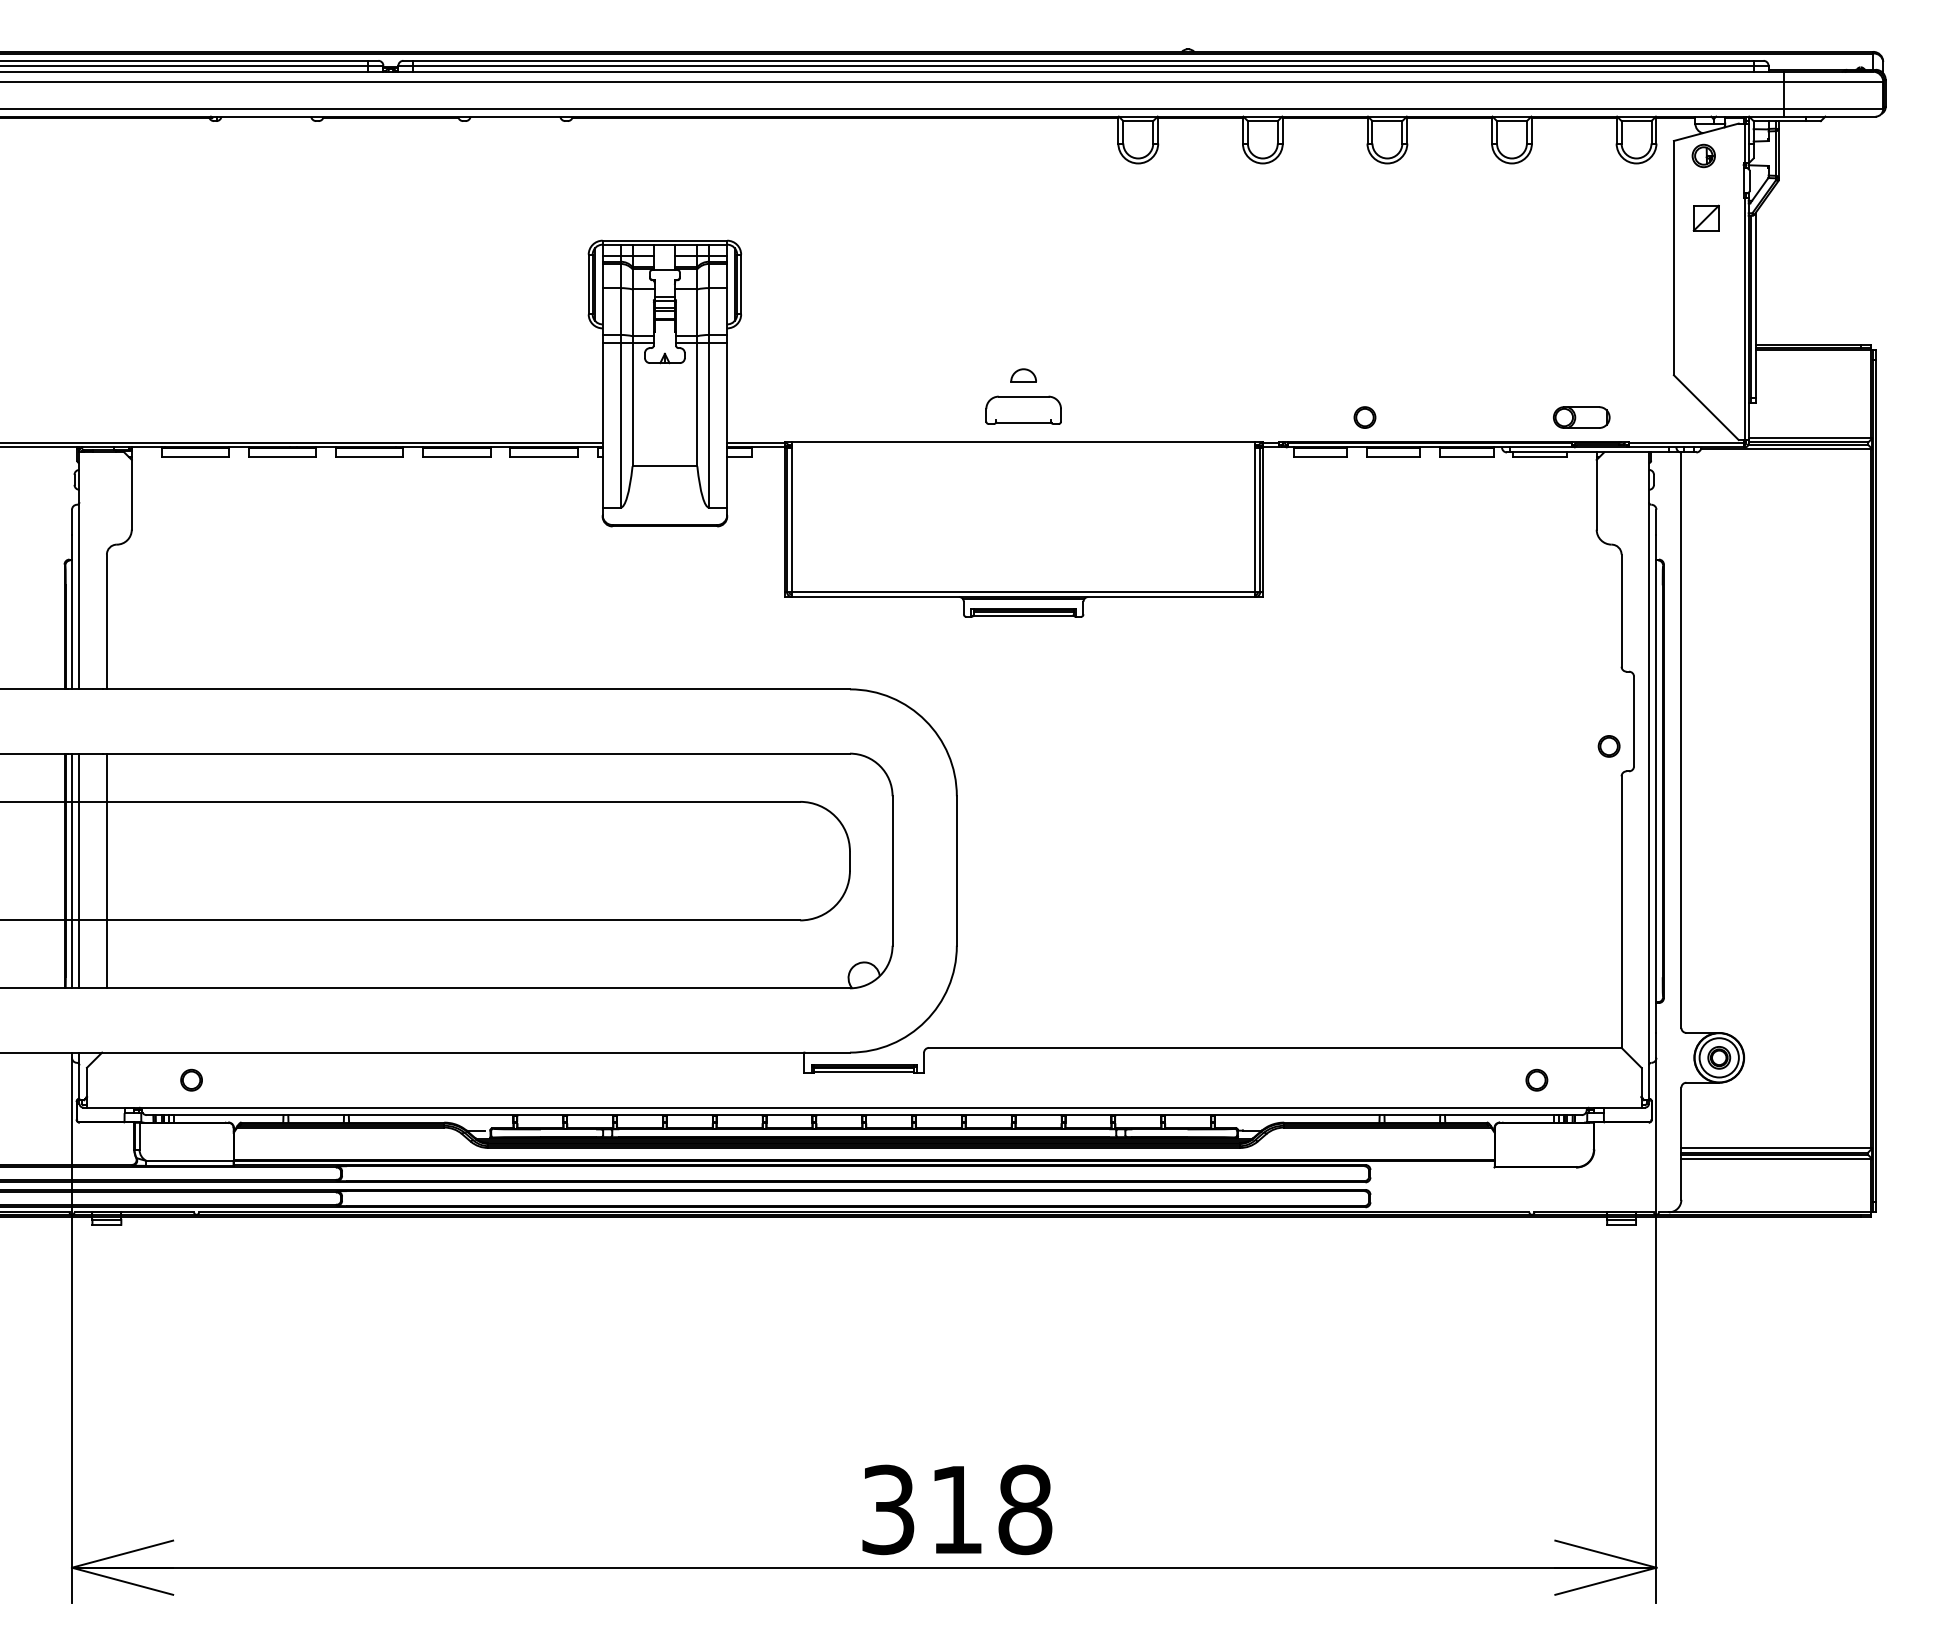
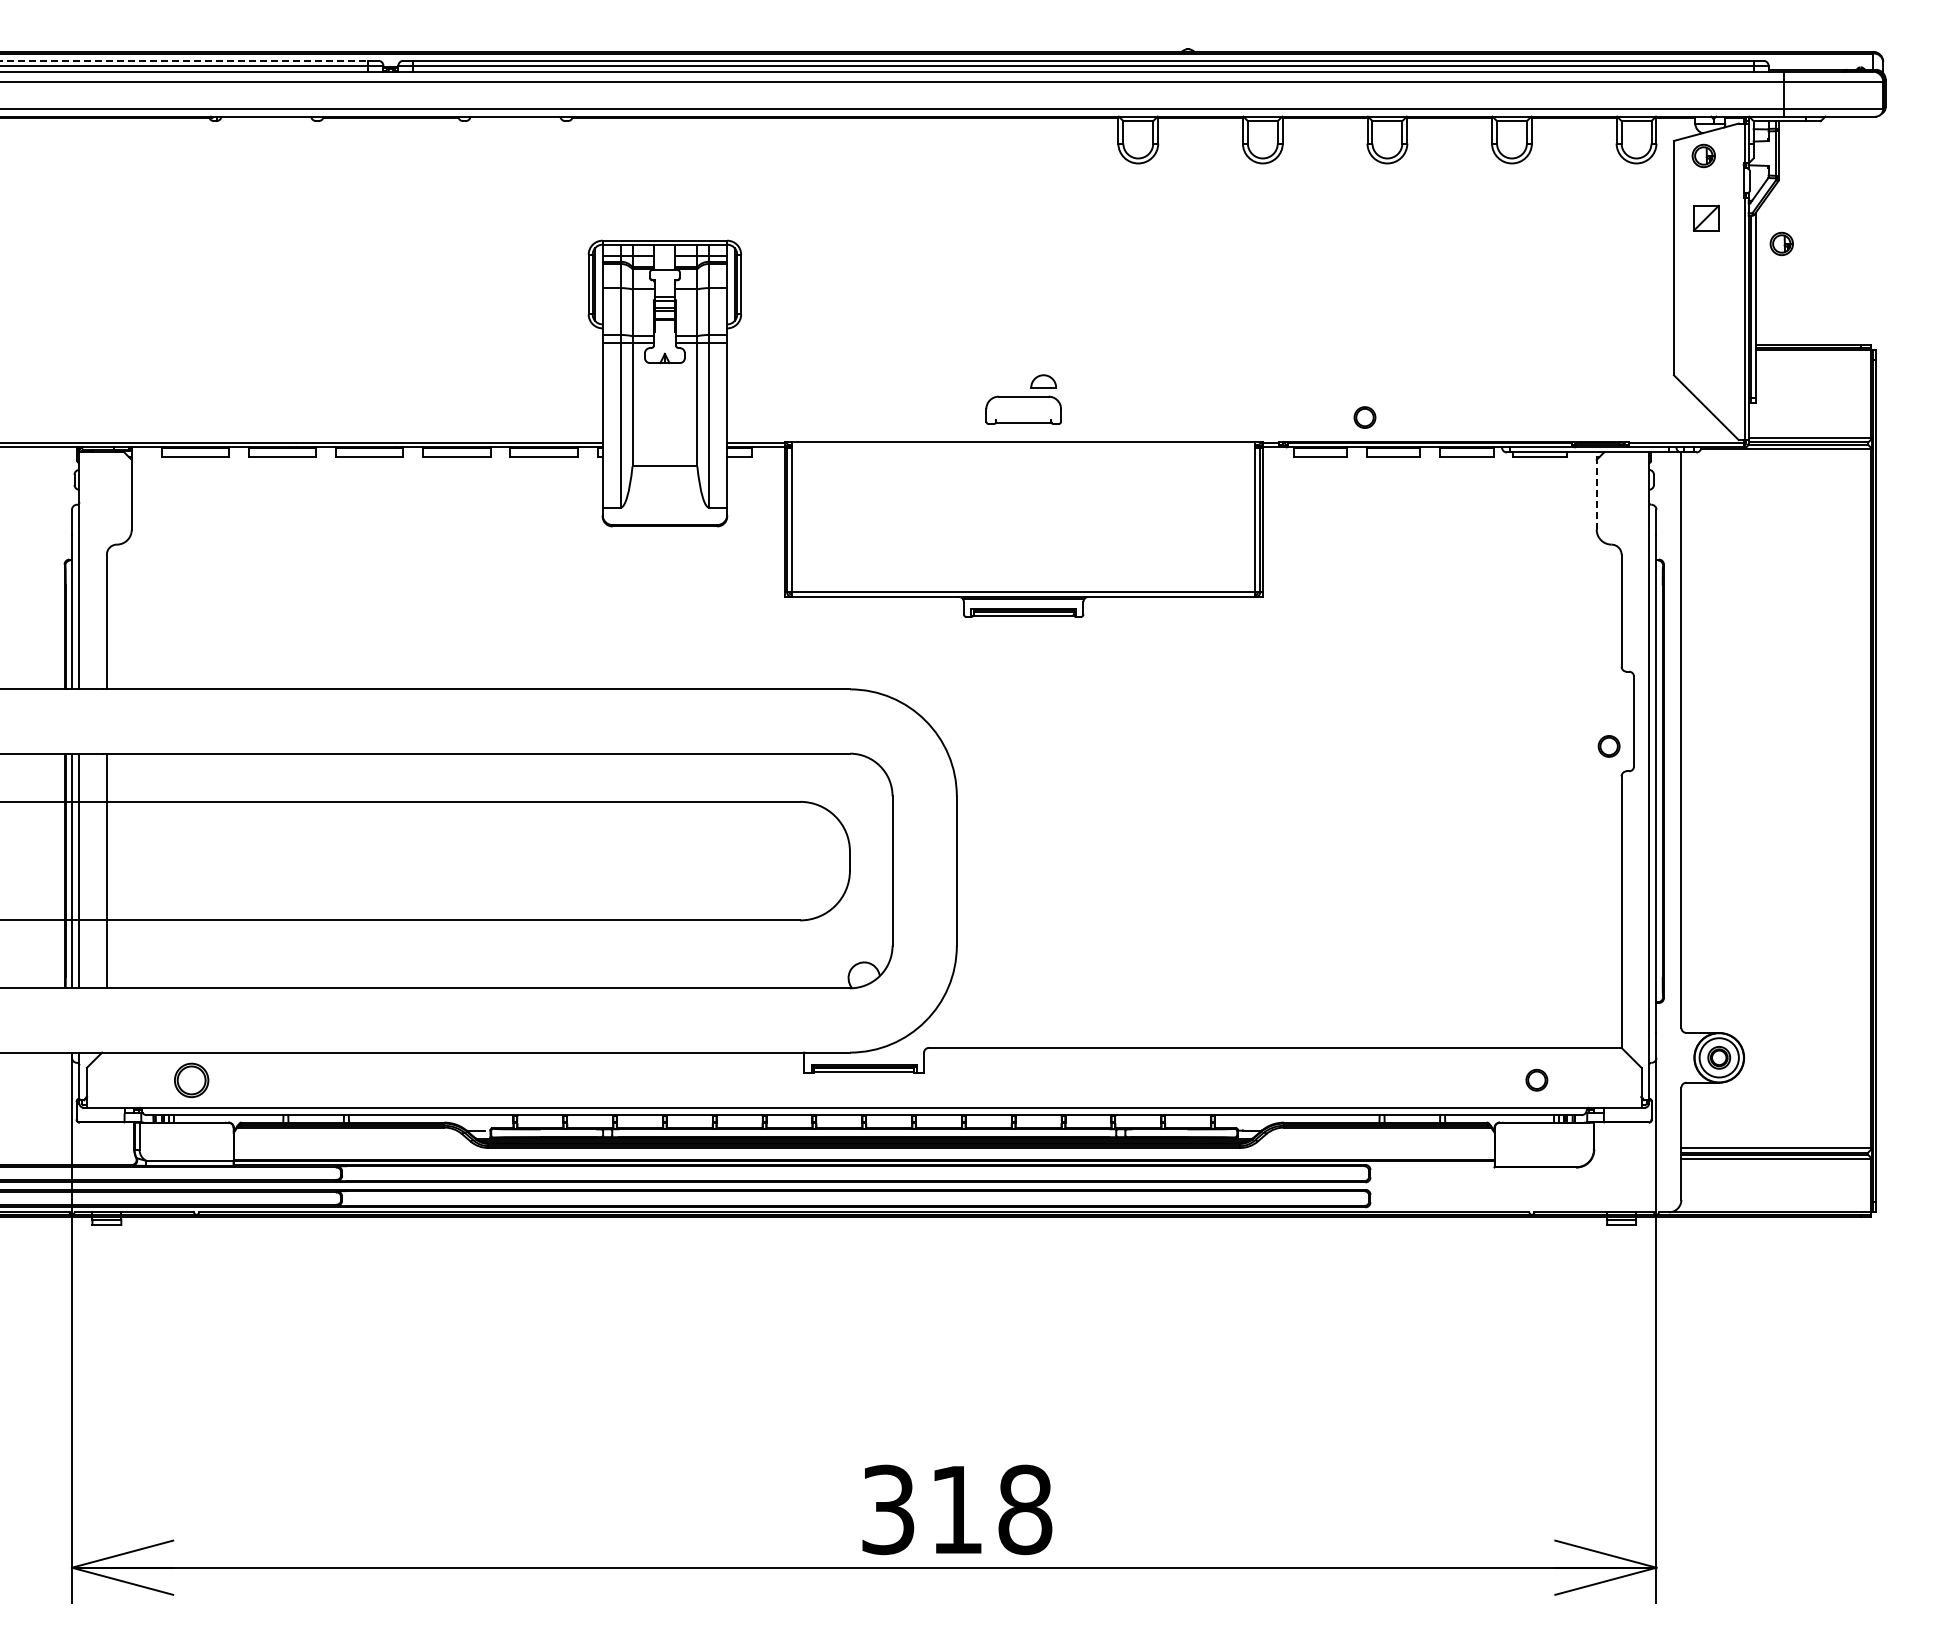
line: solid -> dashed (184, 60)
part: none -> present (1781, 243)
part position: (1023, 375) -> (1043, 381) (1043, 381)
part: present -> none (1581, 417)
line: solid -> dashed (1596, 491)
part size: 23x24 px -> 36x37 px (191, 1080)
